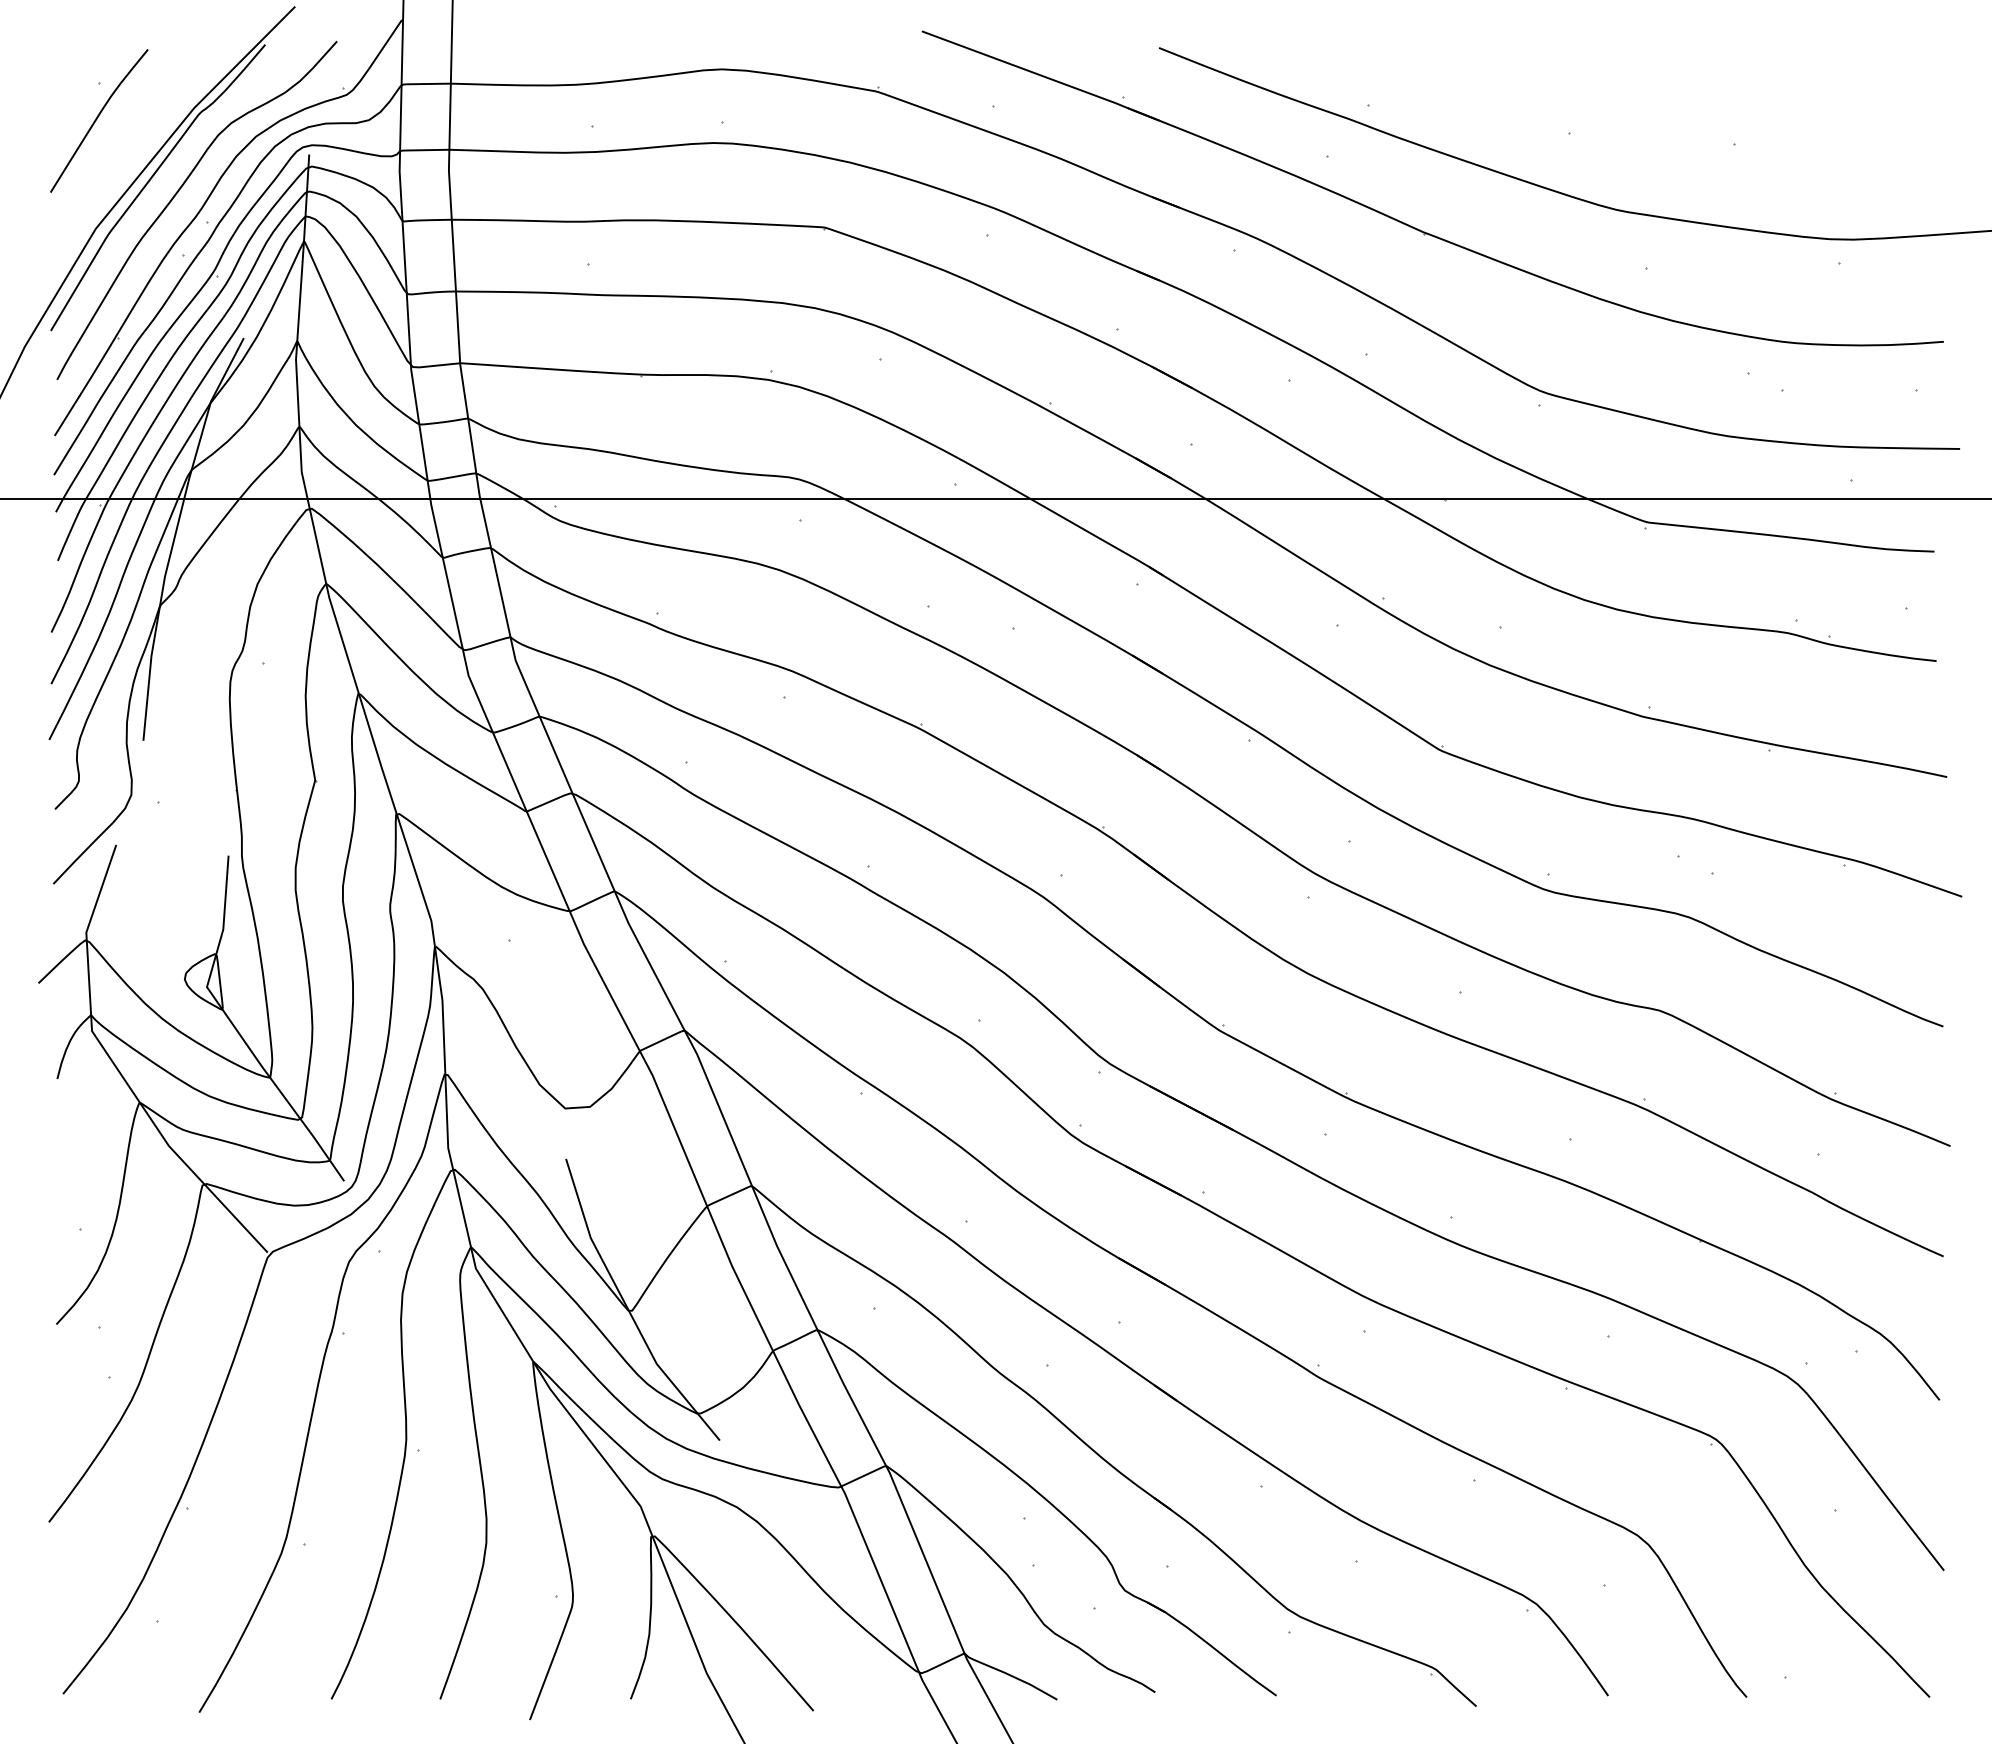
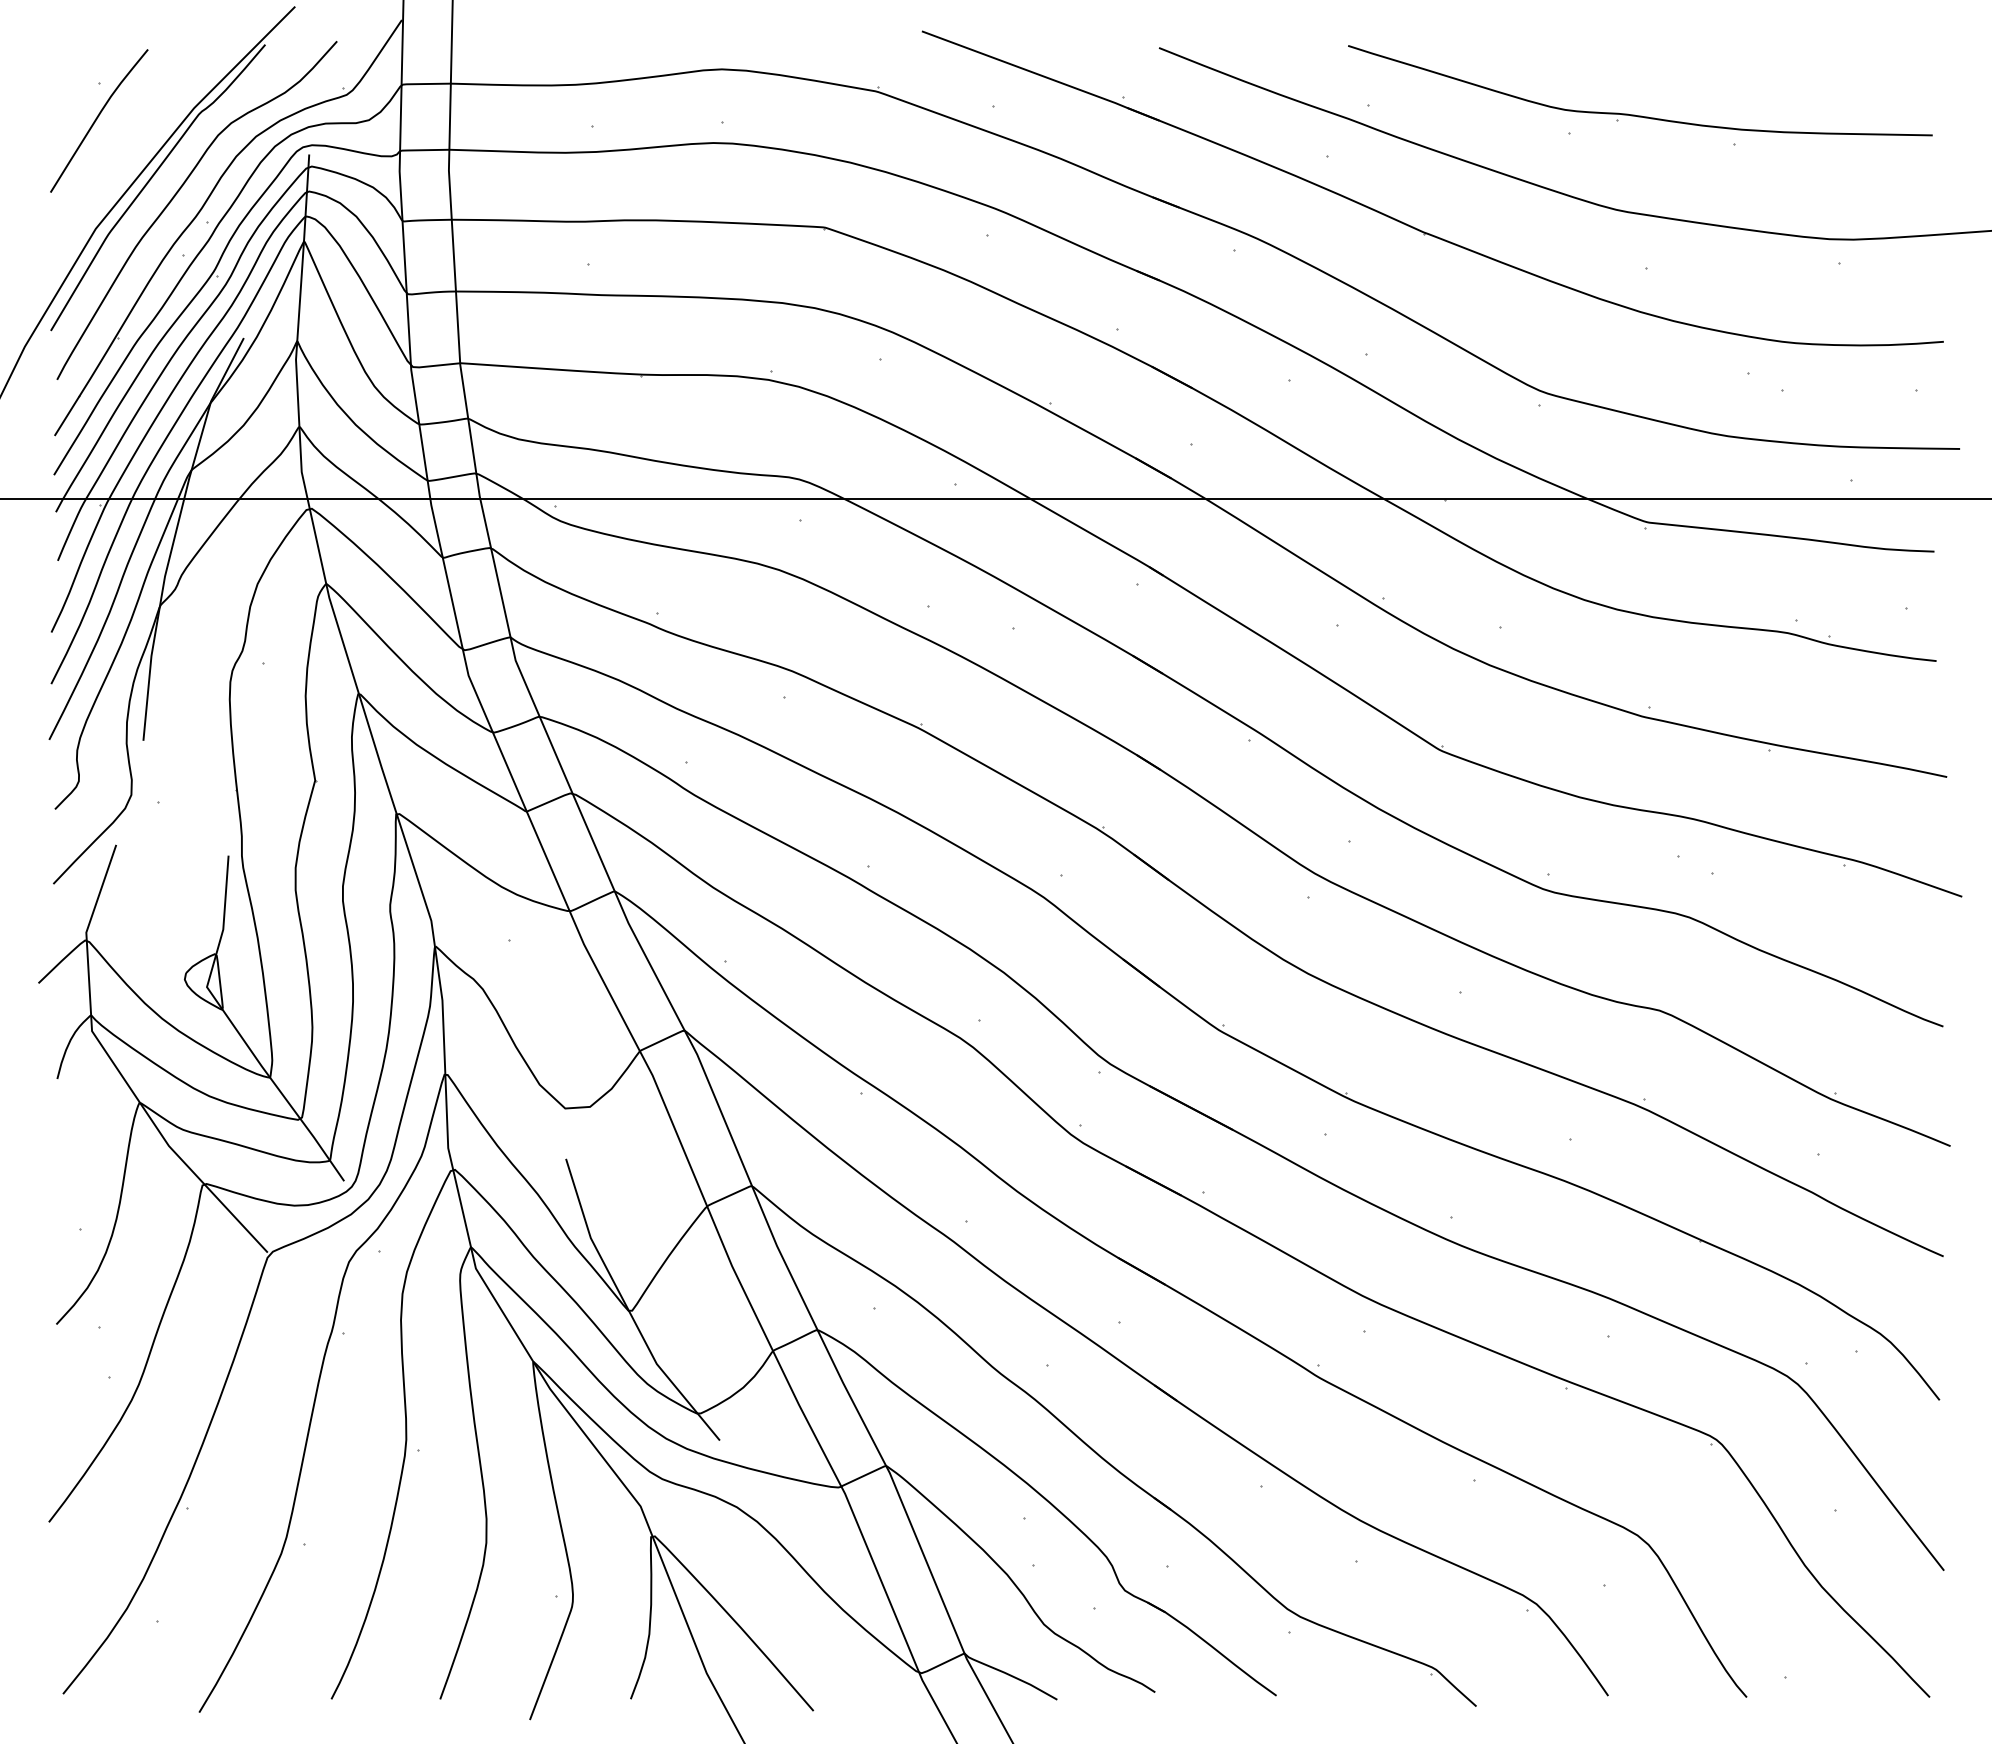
part: none -> present (1634, 114)
